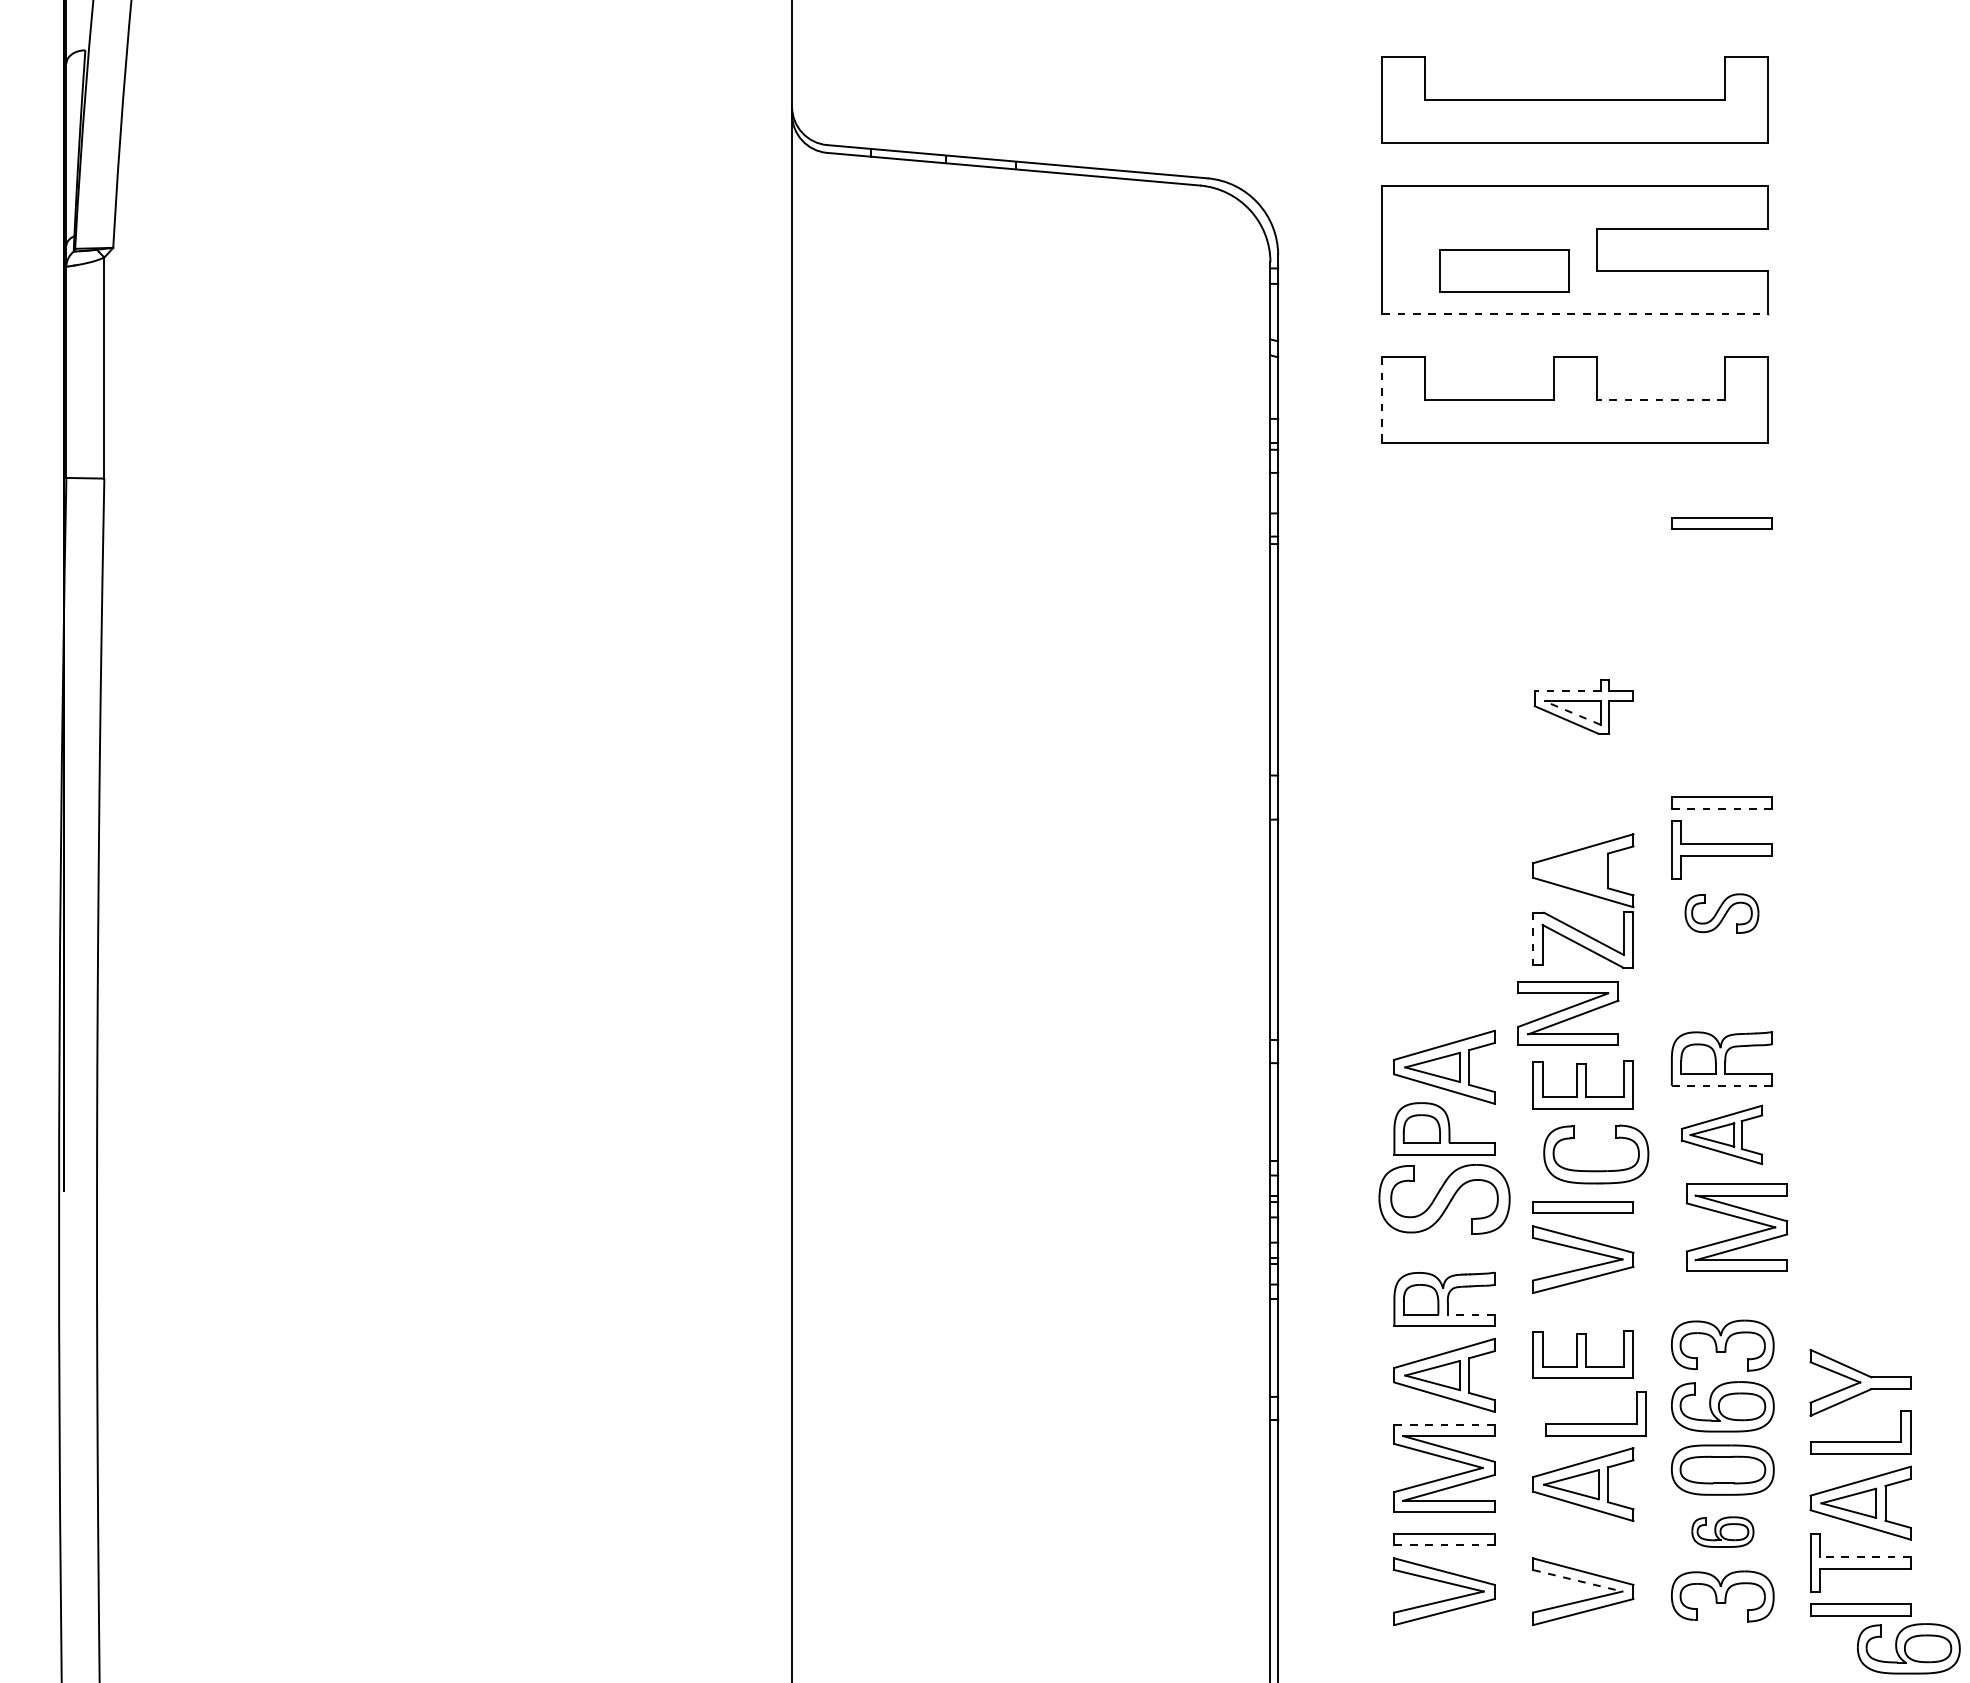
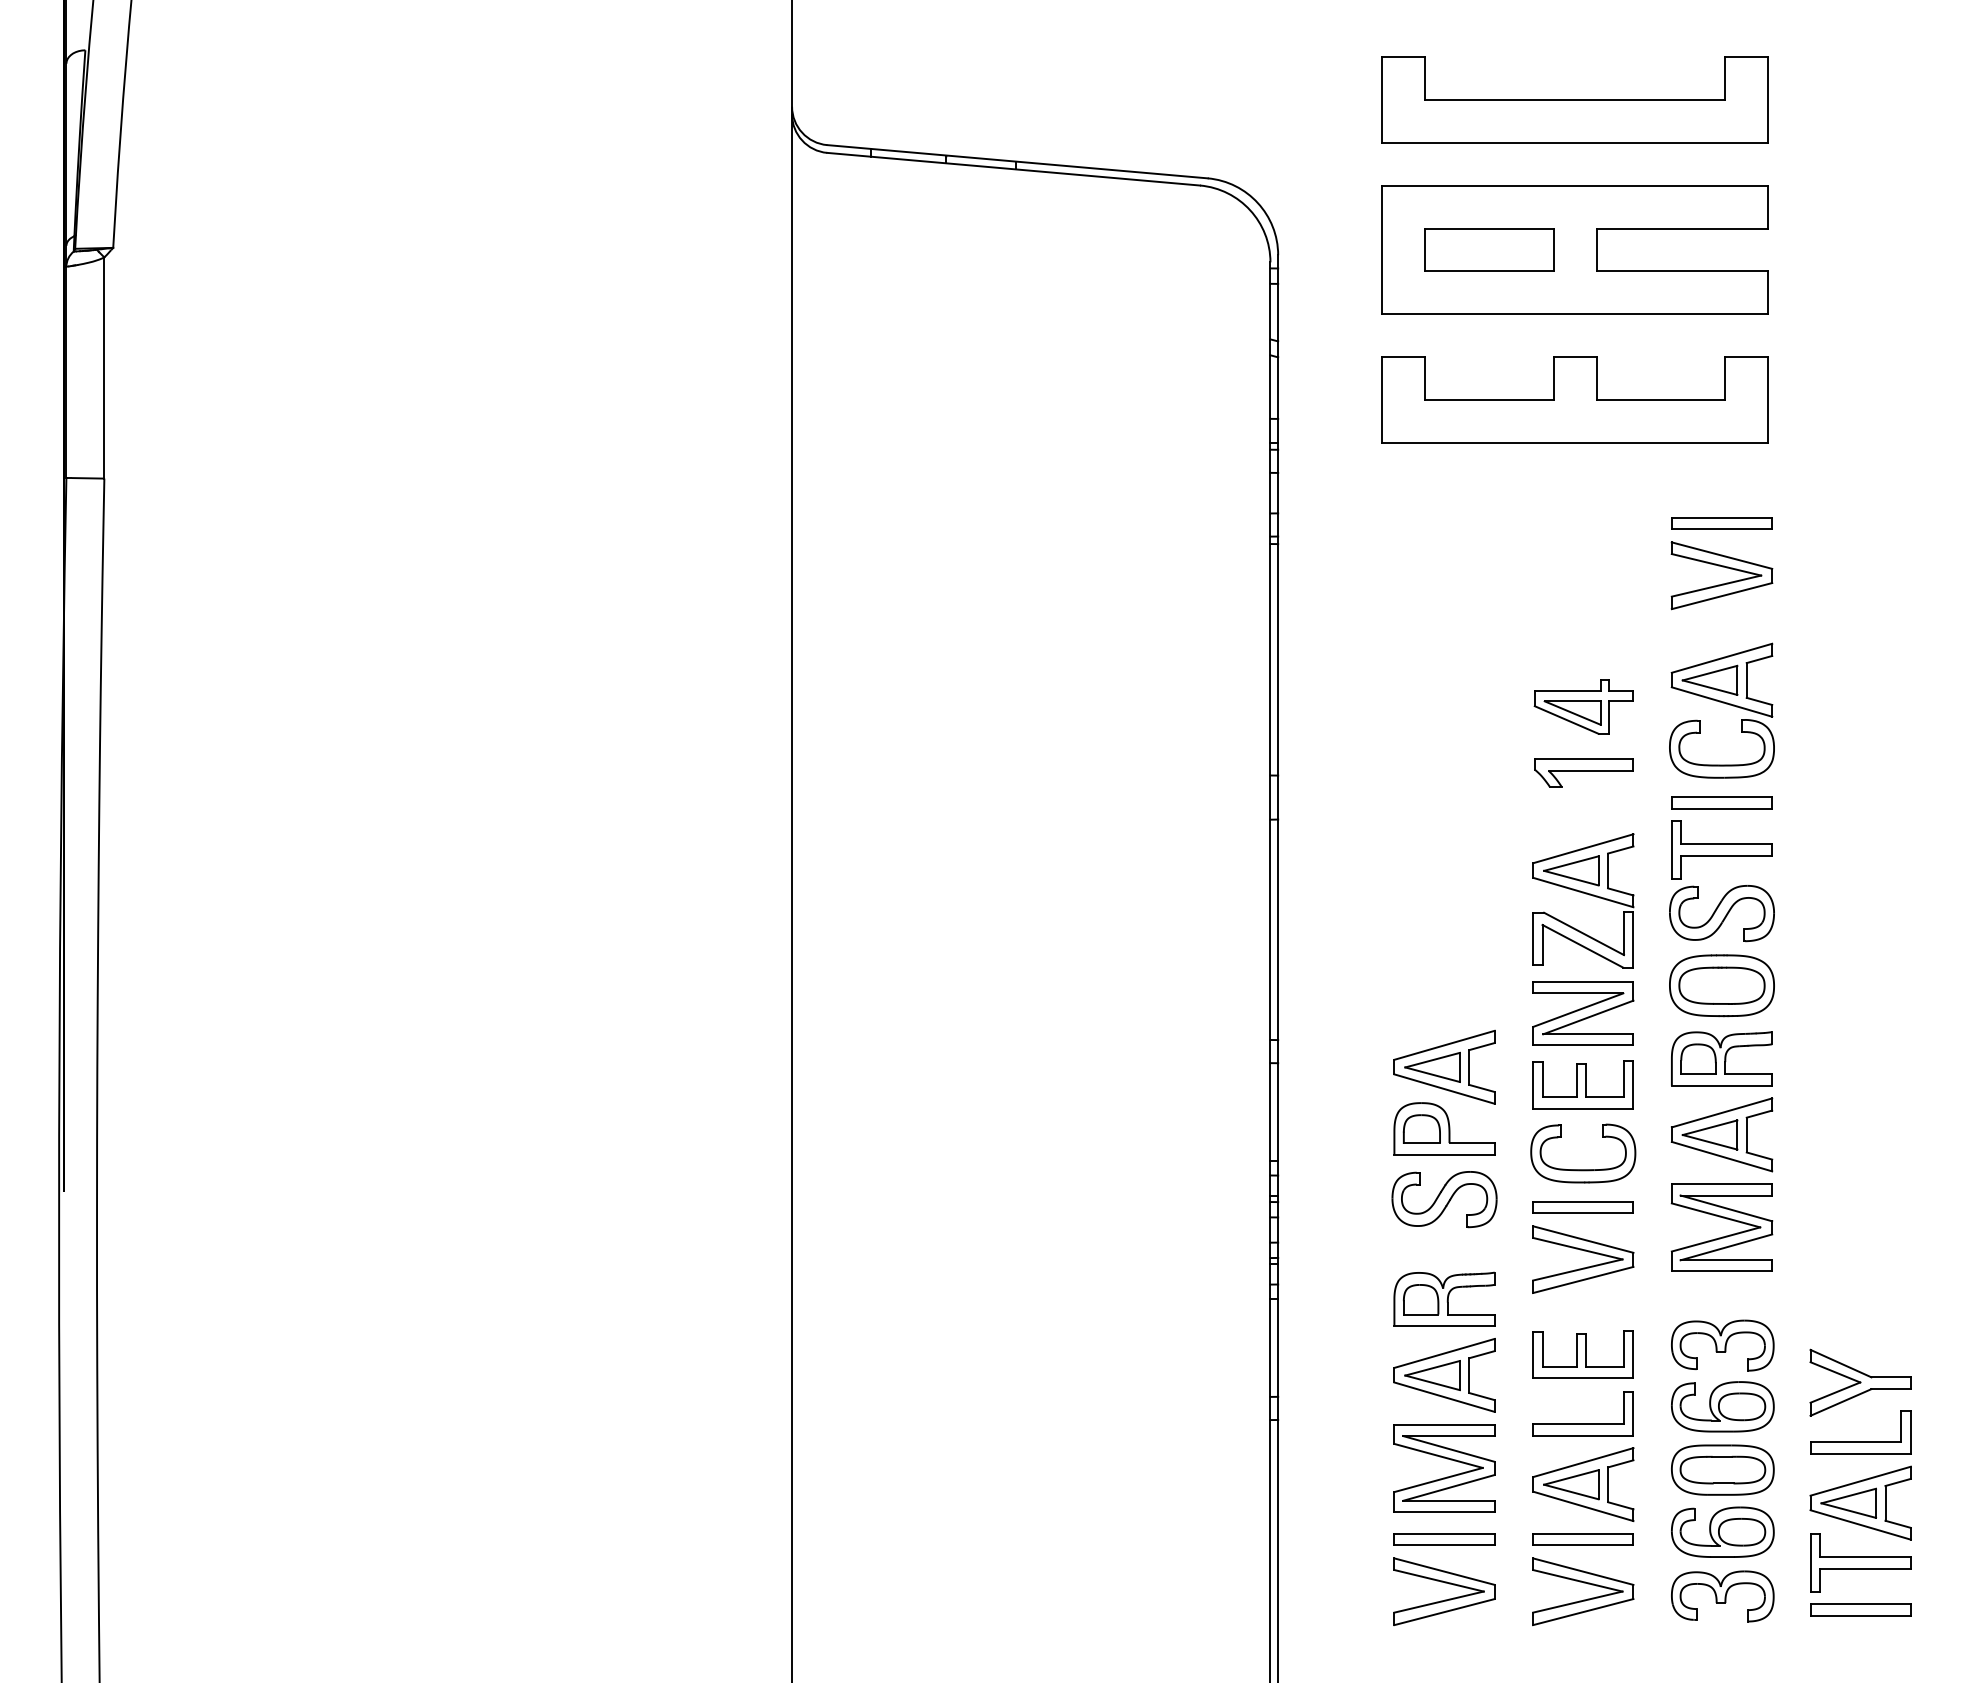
part position: (1504, 270) -> (1489, 249) (1489, 249)
line: dashed -> solid (1575, 314)
line: dashed -> solid (1382, 400)
line: dashed -> solid (1660, 400)
part: none -> present (1722, 567)
line: dashed -> solid (1567, 690)
part: none -> present (1722, 703)
line: dashed -> solid (1572, 712)
part: none -> present (1583, 772)
line: dashed -> solid (1722, 808)
part: none -> present (1571, 870)
part size: 76x41 px -> 106x58 px (1721, 913)
line: dashed -> solid (1533, 939)
part: none -> present (1721, 985)
part position: (1568, 1013) -> (1583, 1013) (1583, 1013)
line: dashed -> solid (1722, 1085)
part size: 84x62 px -> 104x76 px (1721, 1134)
part position: (1596, 1170) -> (1583, 1169) (1583, 1169)
part size: 133x71 px -> 107x58 px (1444, 1199)
part position: (1737, 1218) -> (1722, 1218) (1722, 1218)
line: dashed -> solid (1470, 1314)
part position: (1595, 1423) -> (1582, 1423) (1582, 1423)
line: dashed -> solid (1444, 1424)
part size: 64x32 px -> 104x52 px (1722, 1531)
part: none -> present (1582, 1539)
line: dashed -> solid (1445, 1545)
line: dashed -> solid (1864, 1557)
line: dashed -> solid (1577, 1580)
part: present -> none (1908, 1648)
